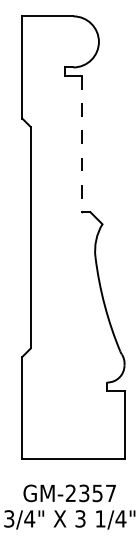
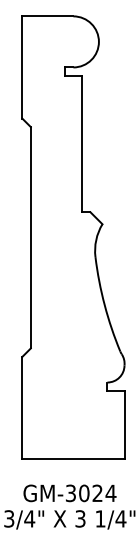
line: dashed -> solid (81, 144)
text: GM-2357 -> GM-3024 (90, 493)
